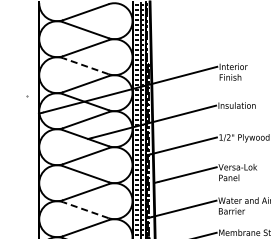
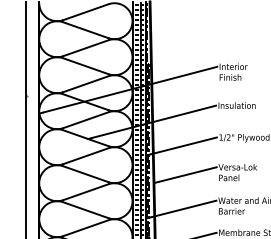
line: dashed -> solid (85, 66)
line: none -> present (25, 118)
line: dashed -> solid (85, 210)
